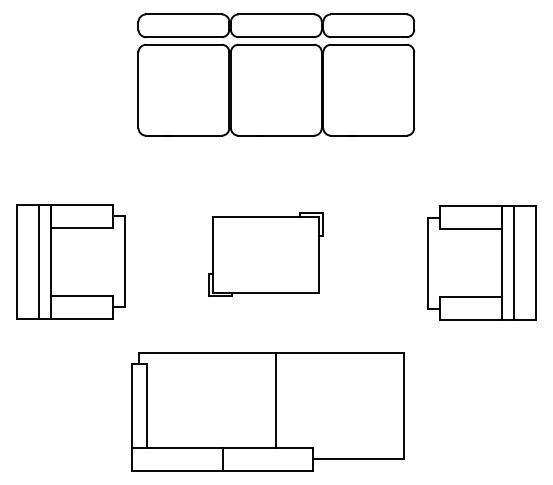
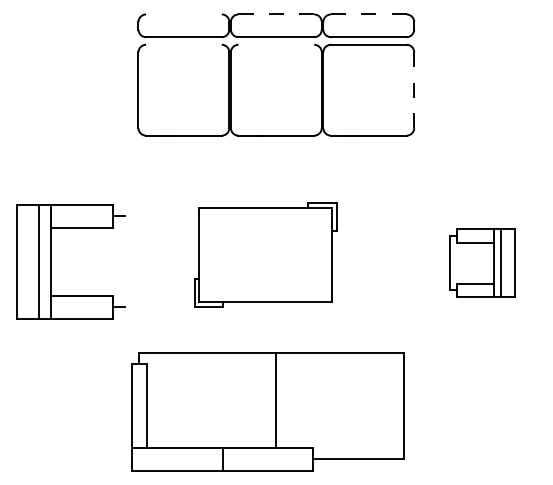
line: present -> none (183, 14)
line: solid -> dashed (276, 14)
line: solid -> dashed (368, 14)
line: present -> none (183, 44)
line: present -> none (276, 44)
line: solid -> dashed (414, 90)
part size: 116x85 px -> 144x106 px (265, 254)
line: present -> none (124, 261)
part size: 110x116 px -> 67x70 px (482, 262)
